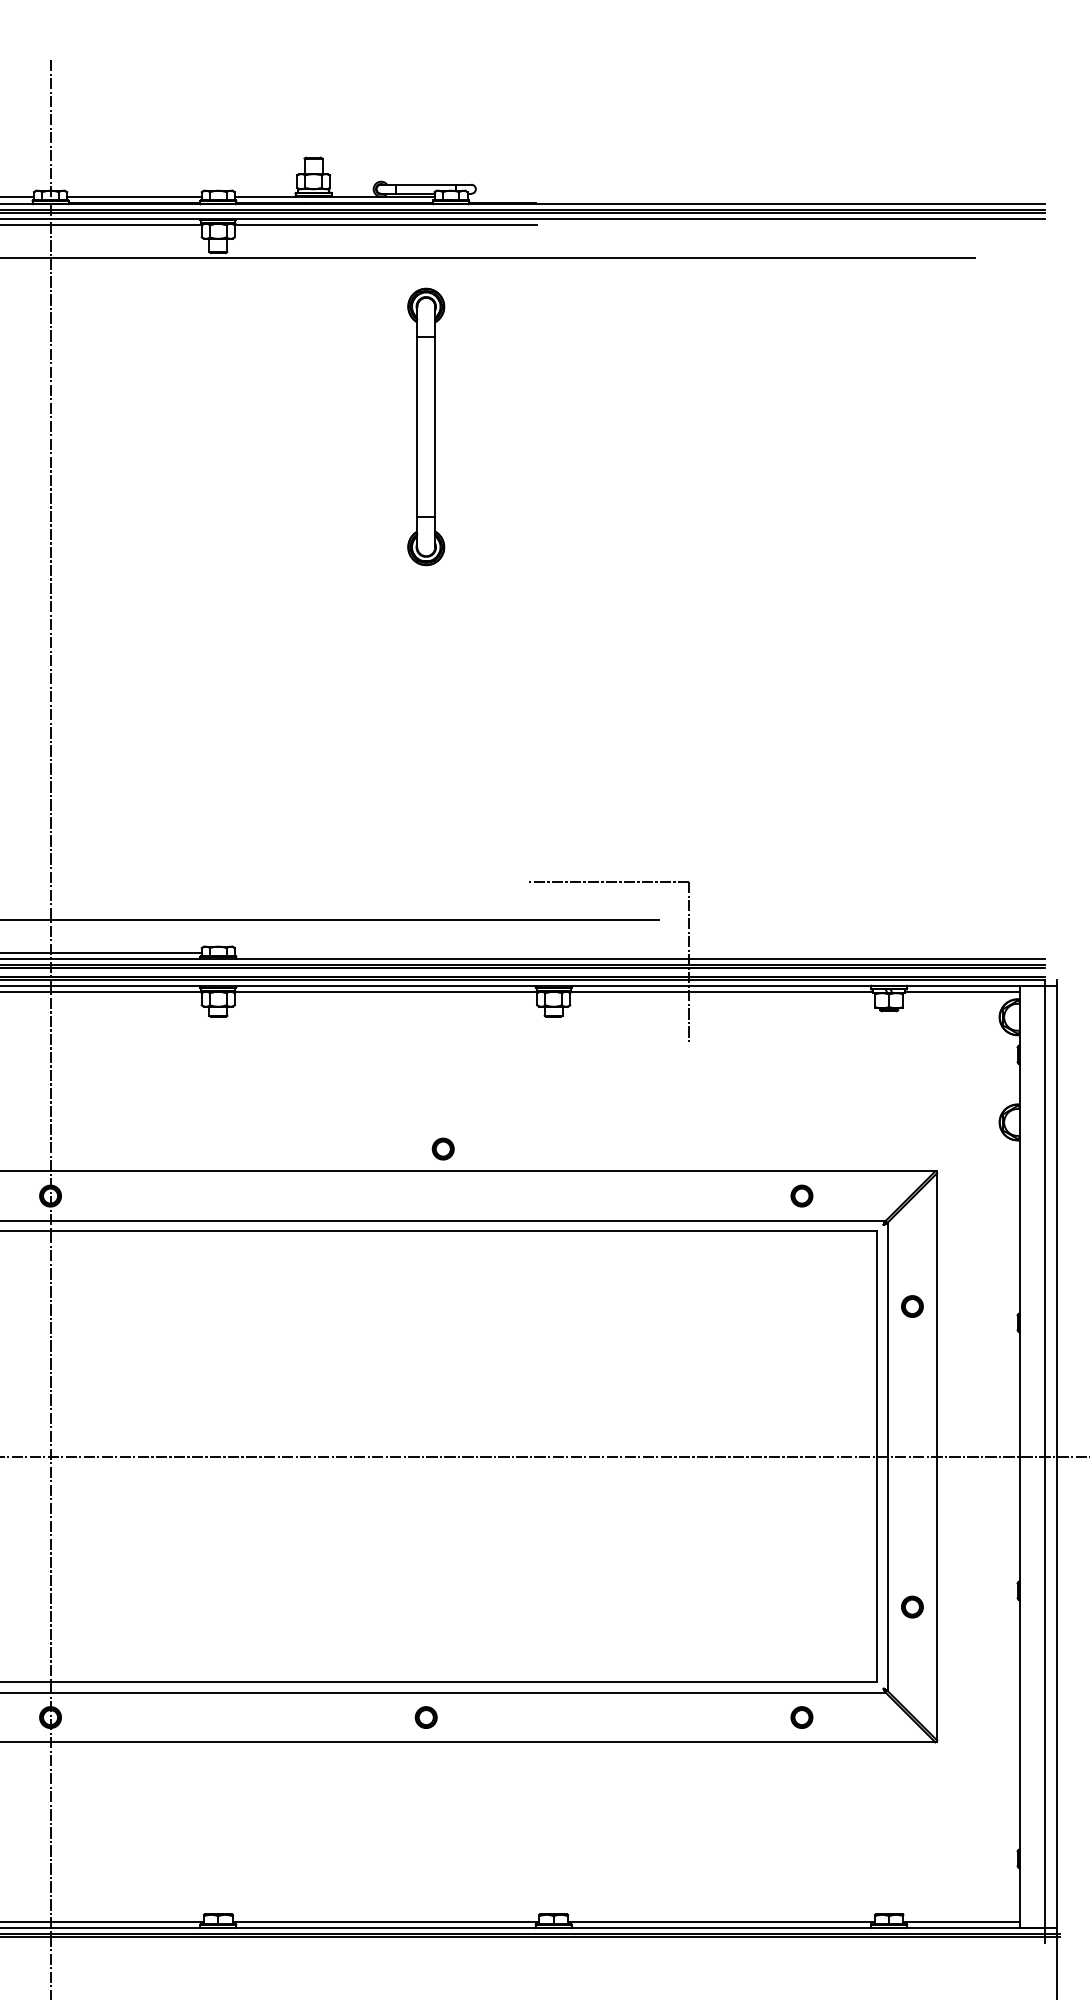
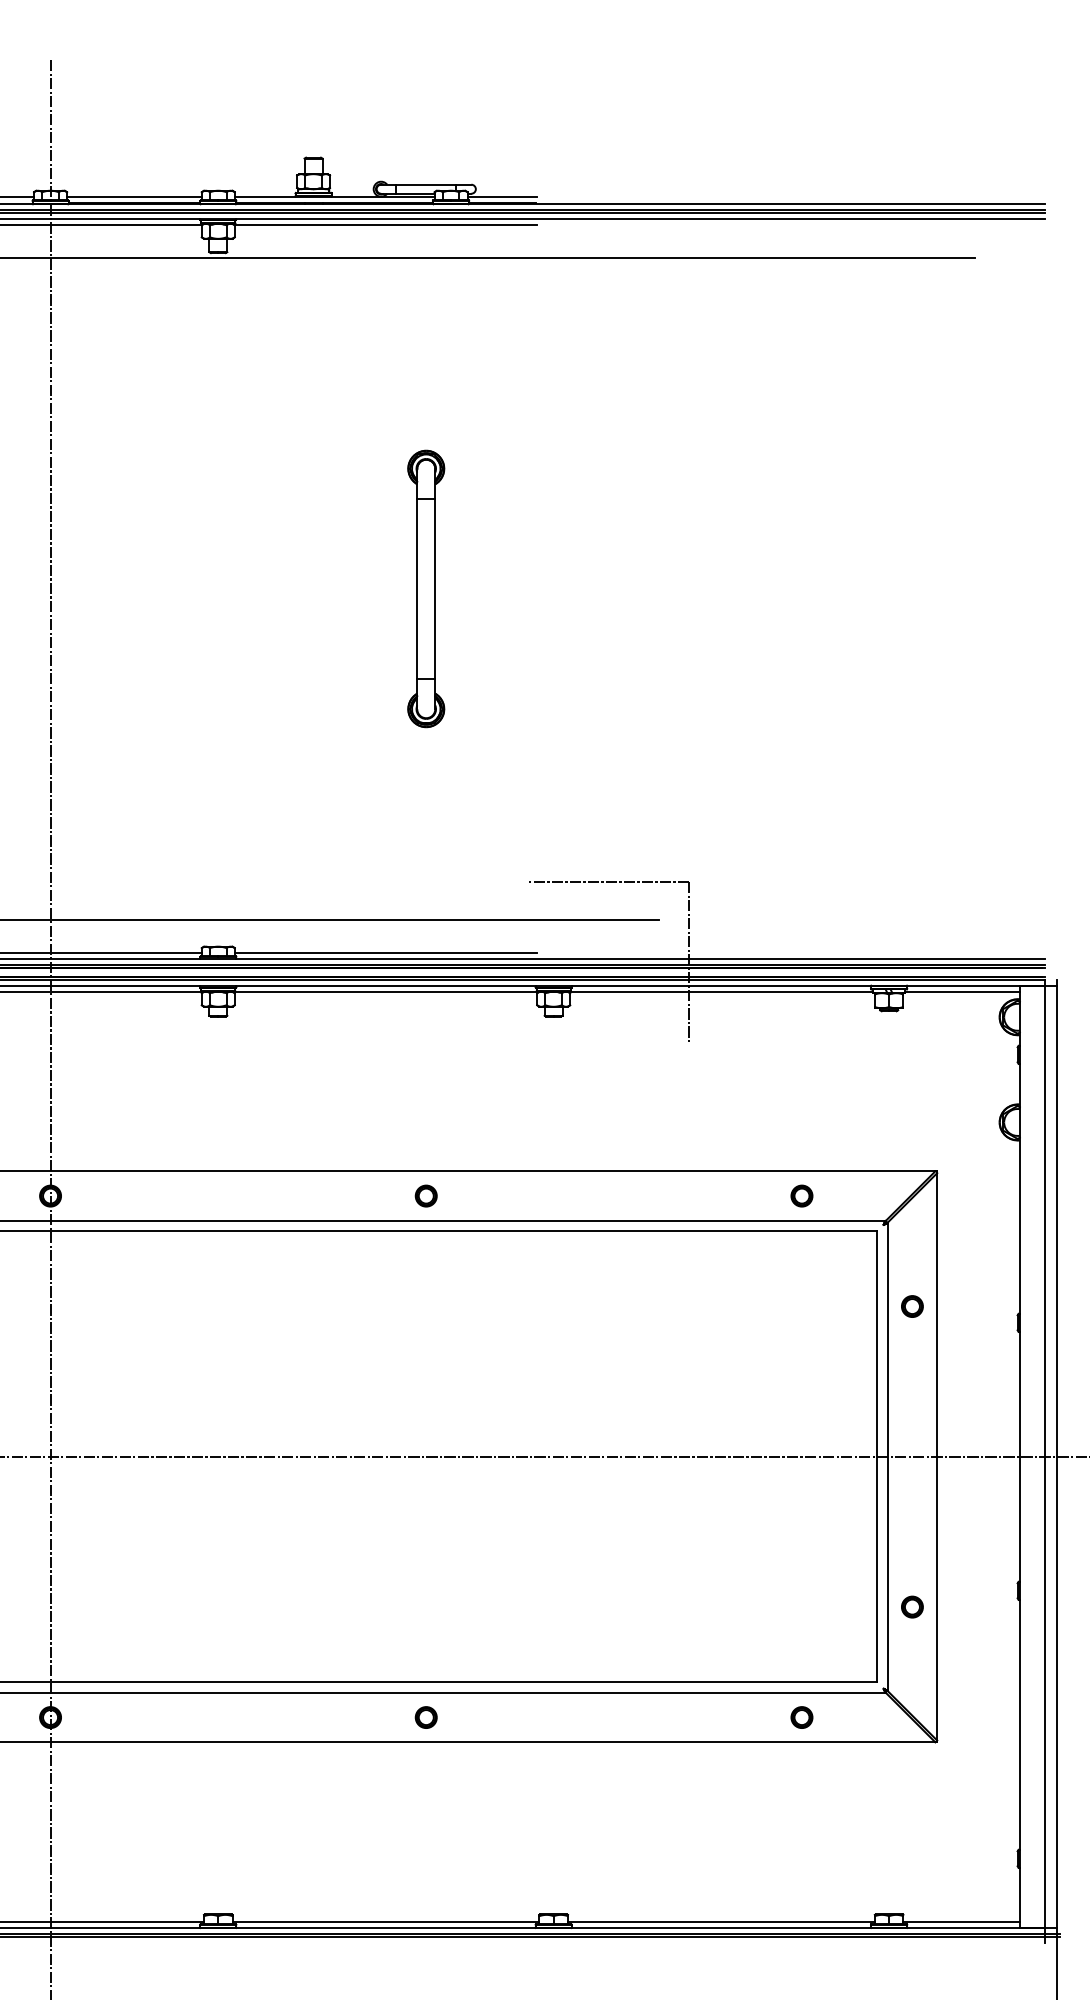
line: none -> present (502, 196)
part position: (426, 426) -> (426, 588) (426, 588)
line: none -> present (385, 952)
part position: (442, 1148) -> (425, 1195) (425, 1195)
